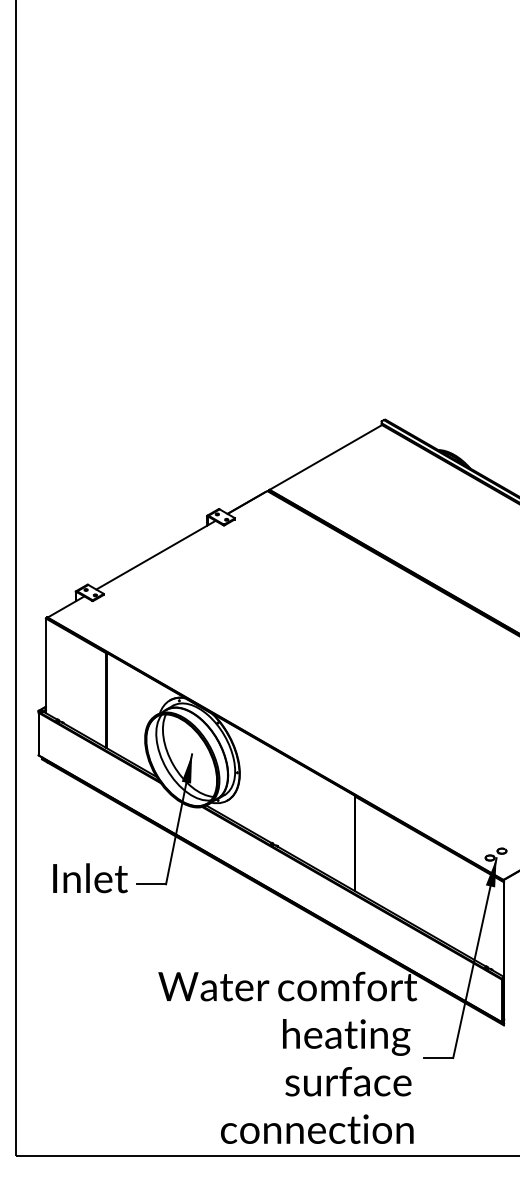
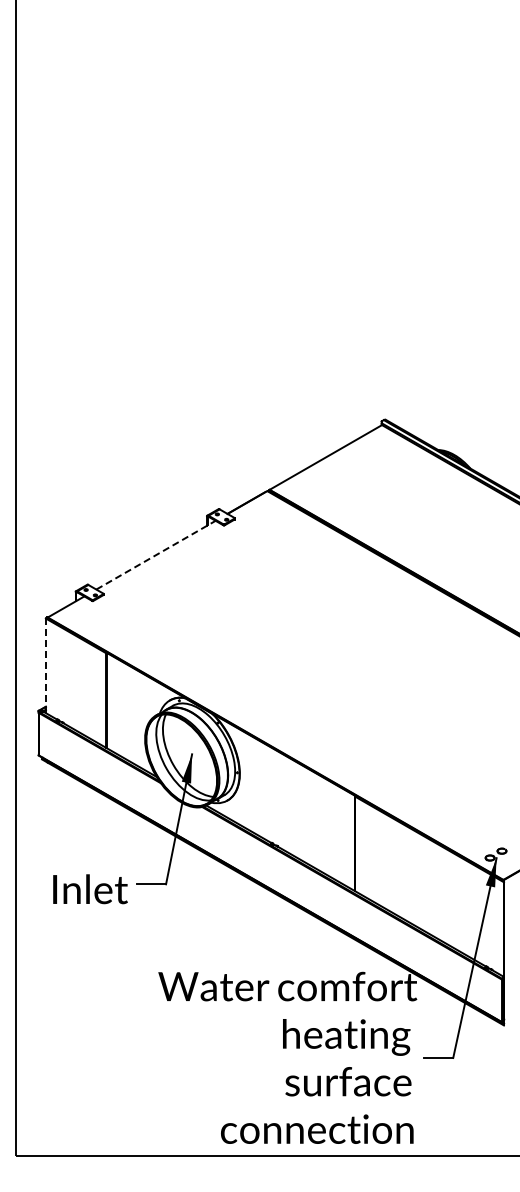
line: solid -> dashed (156, 555)
line: solid -> dashed (45, 665)
text position: (90, 878) -> (90, 889) (90, 889)
